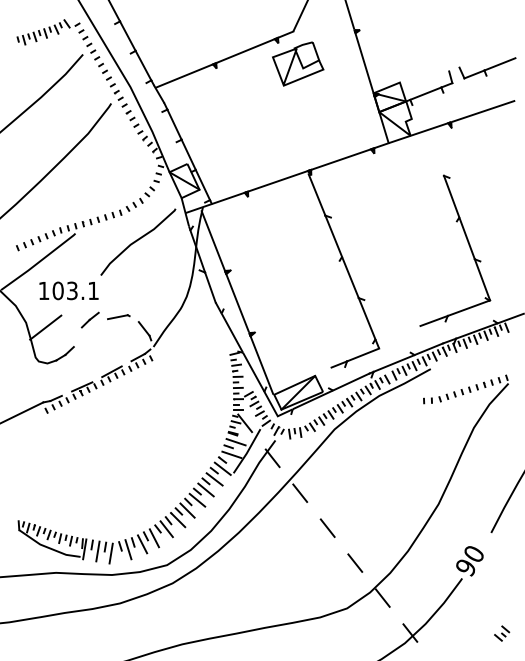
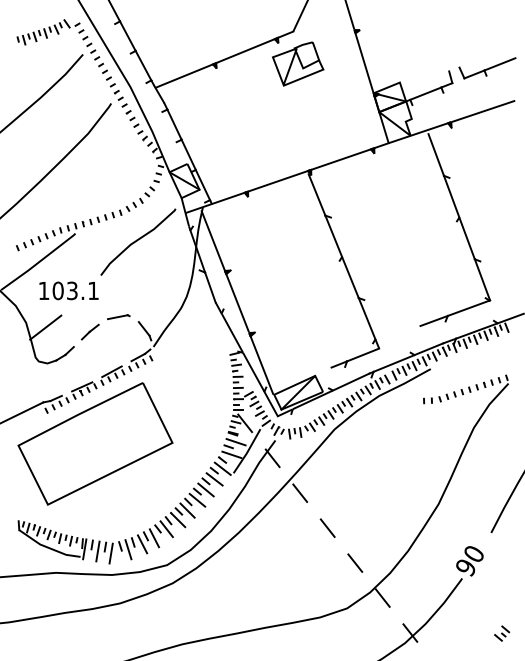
line: none -> present (435, 154)
line position: (89, 319) -> (89, 331) (89, 331)
part: none -> present (95, 443)
